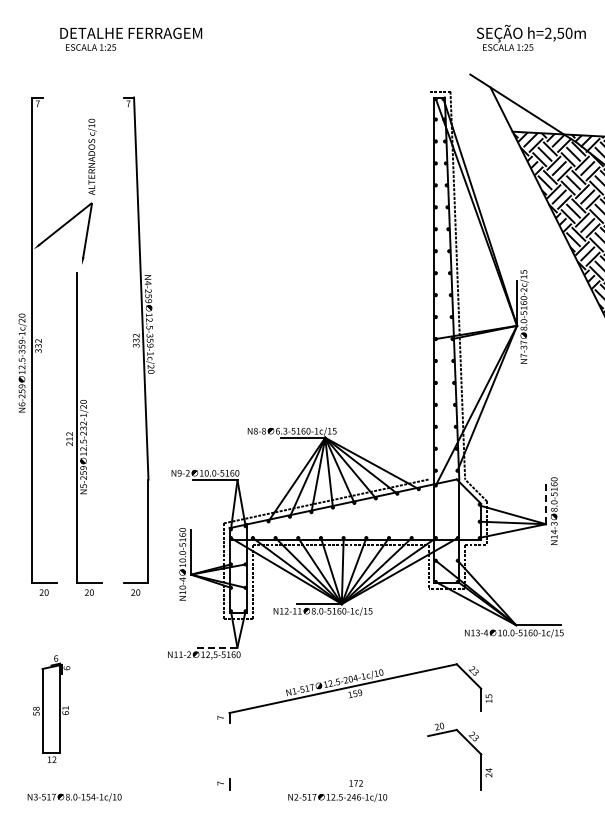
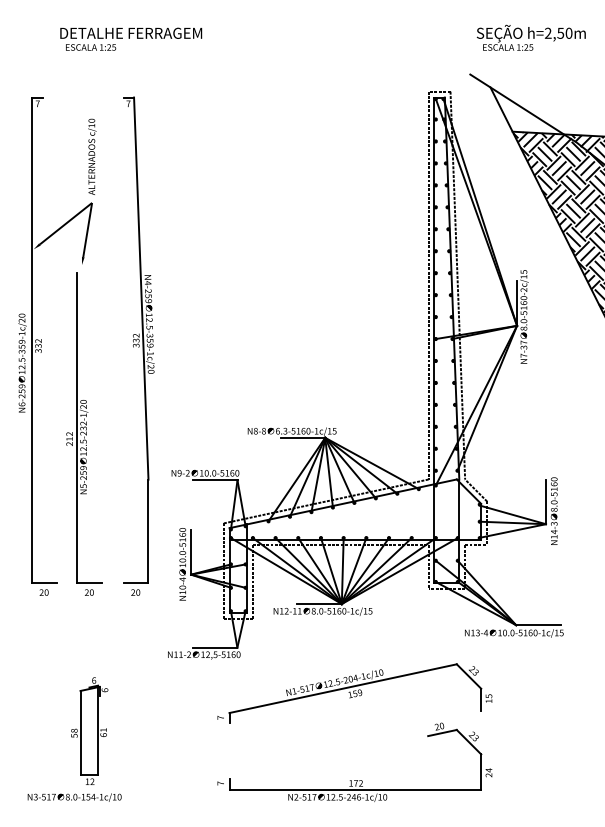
line: none -> present (428, 285)
line: dashed -> solid (546, 501)
line: dashed -> solid (214, 647)
part position: (51, 708) -> (89, 730) (89, 730)
line: none -> present (355, 790)
